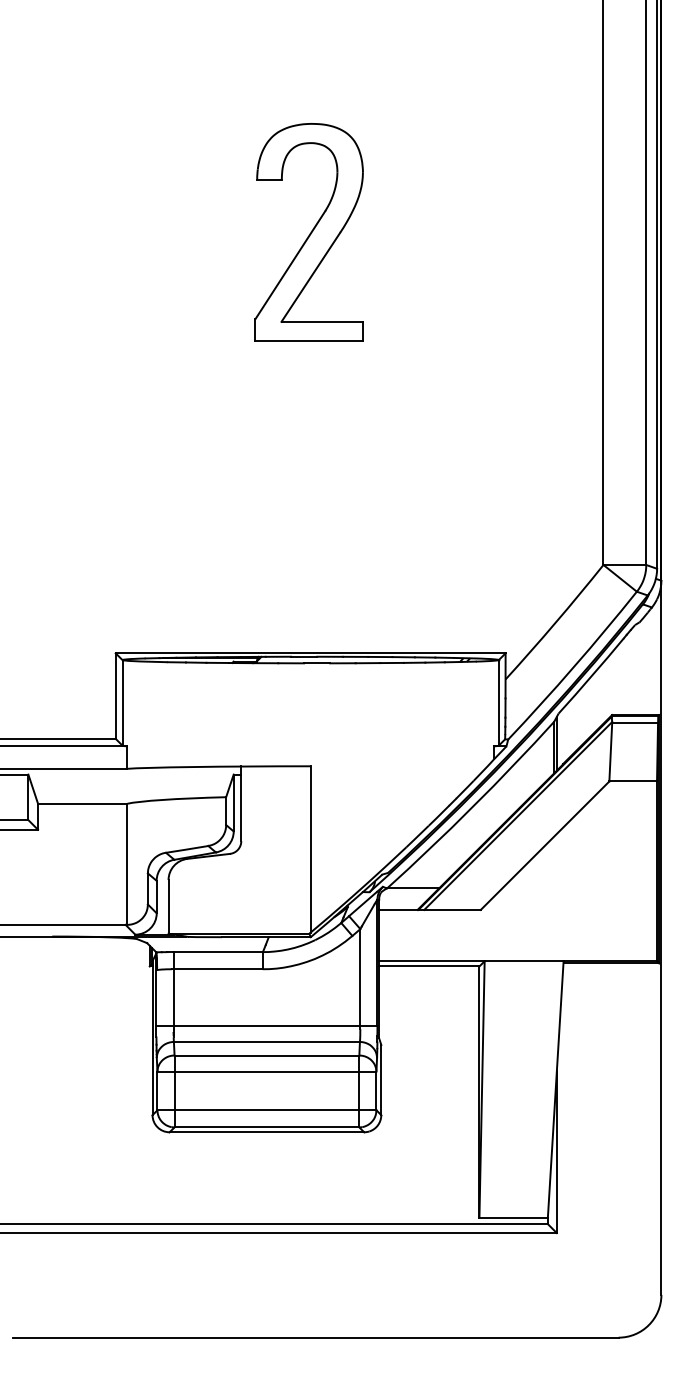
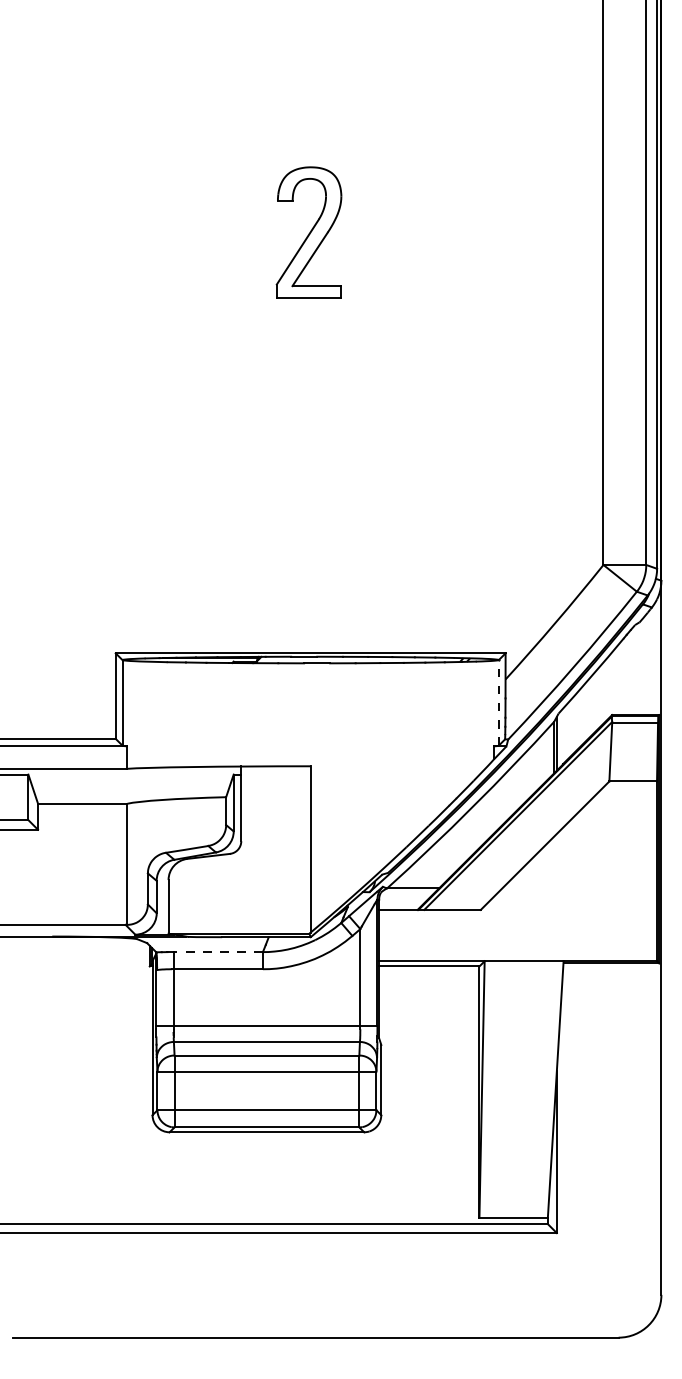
part size: 110x219 px -> 68x133 px (308, 232)
line: solid -> dashed (498, 702)
line: solid -> dashed (218, 952)
